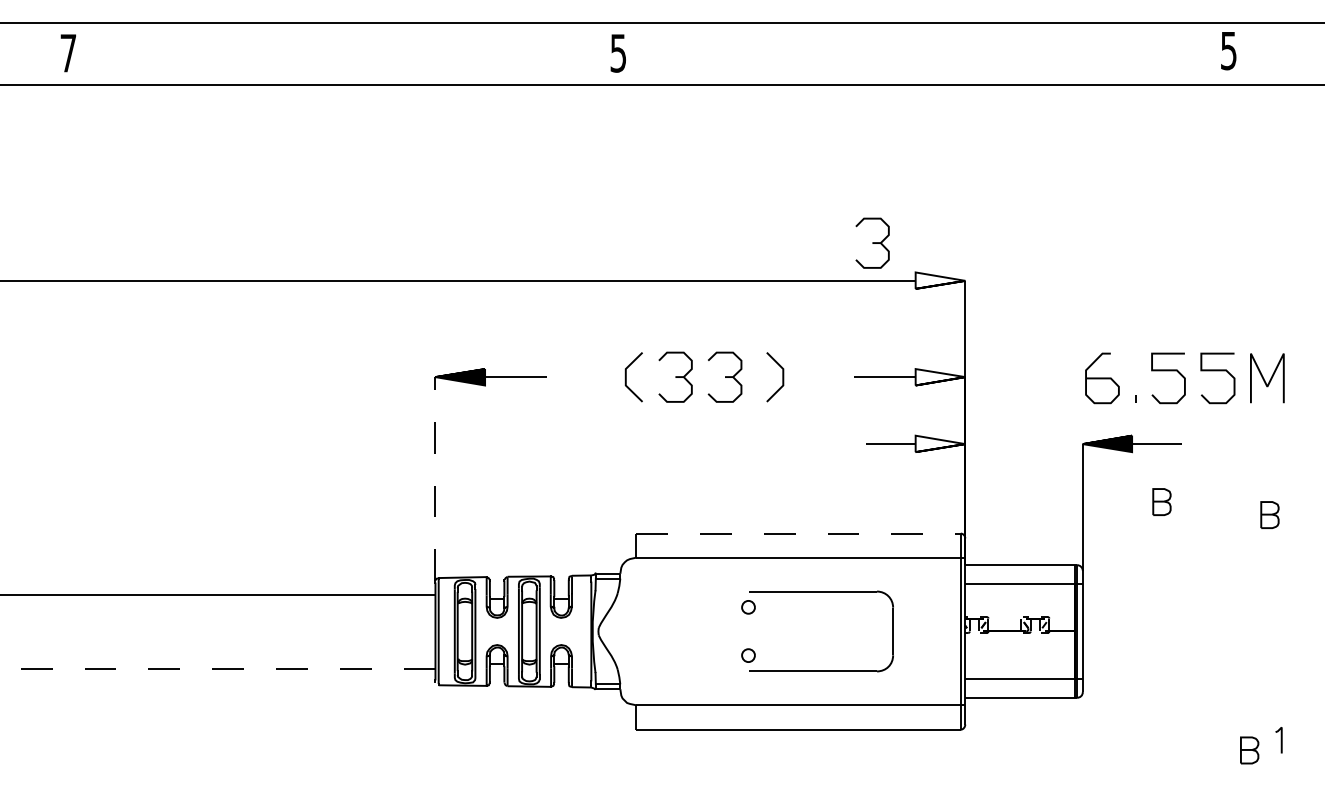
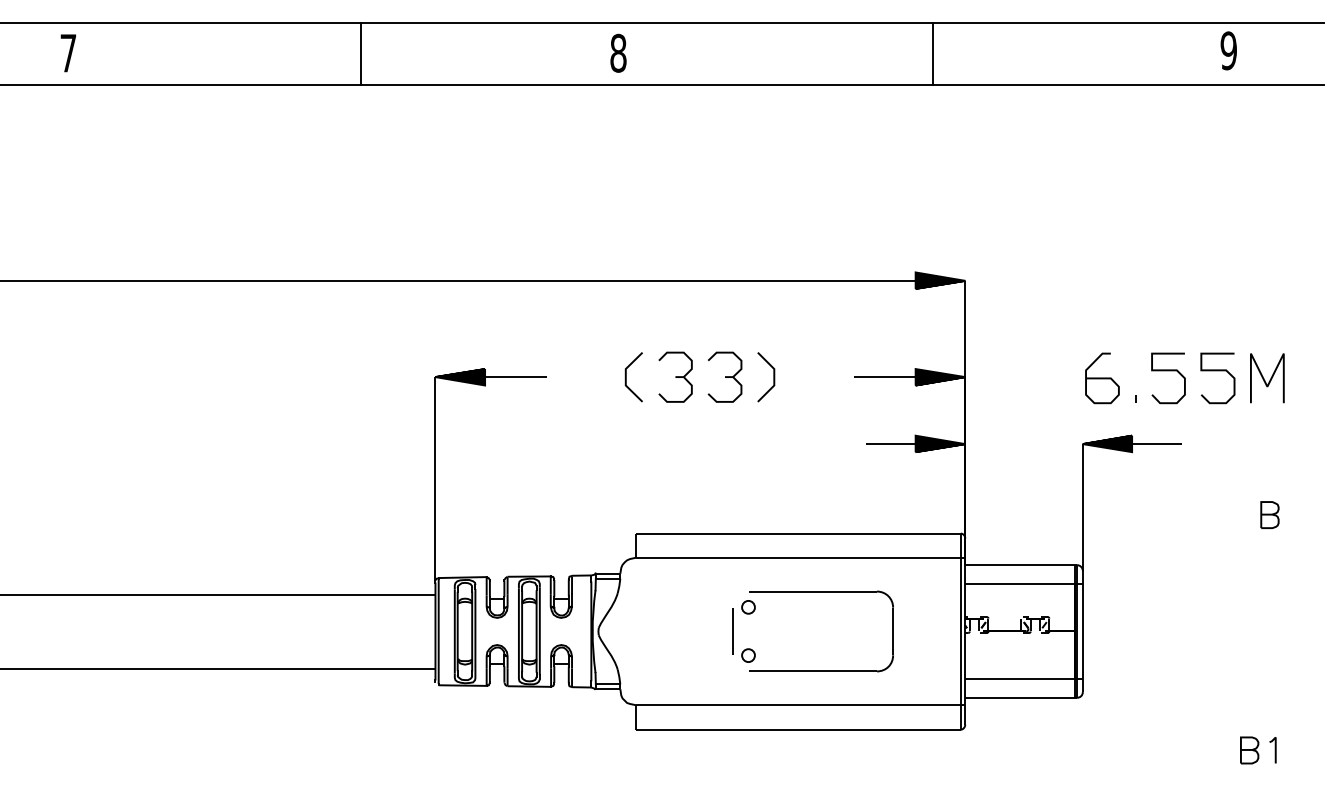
text: 5 -> 9 (1228, 50)
text: 5 -> 8 (618, 52)
line: none -> present (360, 53)
line: none -> present (932, 53)
part: present -> none (872, 242)
fill: none -> present (940, 280)
line position: (782, 377) -> (773, 377) (773, 377)
fill: none -> present (940, 377)
fill: none -> present (940, 443)
line: dashed -> solid (435, 478)
part: present -> none (1161, 501)
line: dashed -> solid (798, 533)
line: none -> present (732, 631)
line: dashed -> solid (217, 668)
line position: (1280, 740) -> (1274, 750) (1274, 750)
